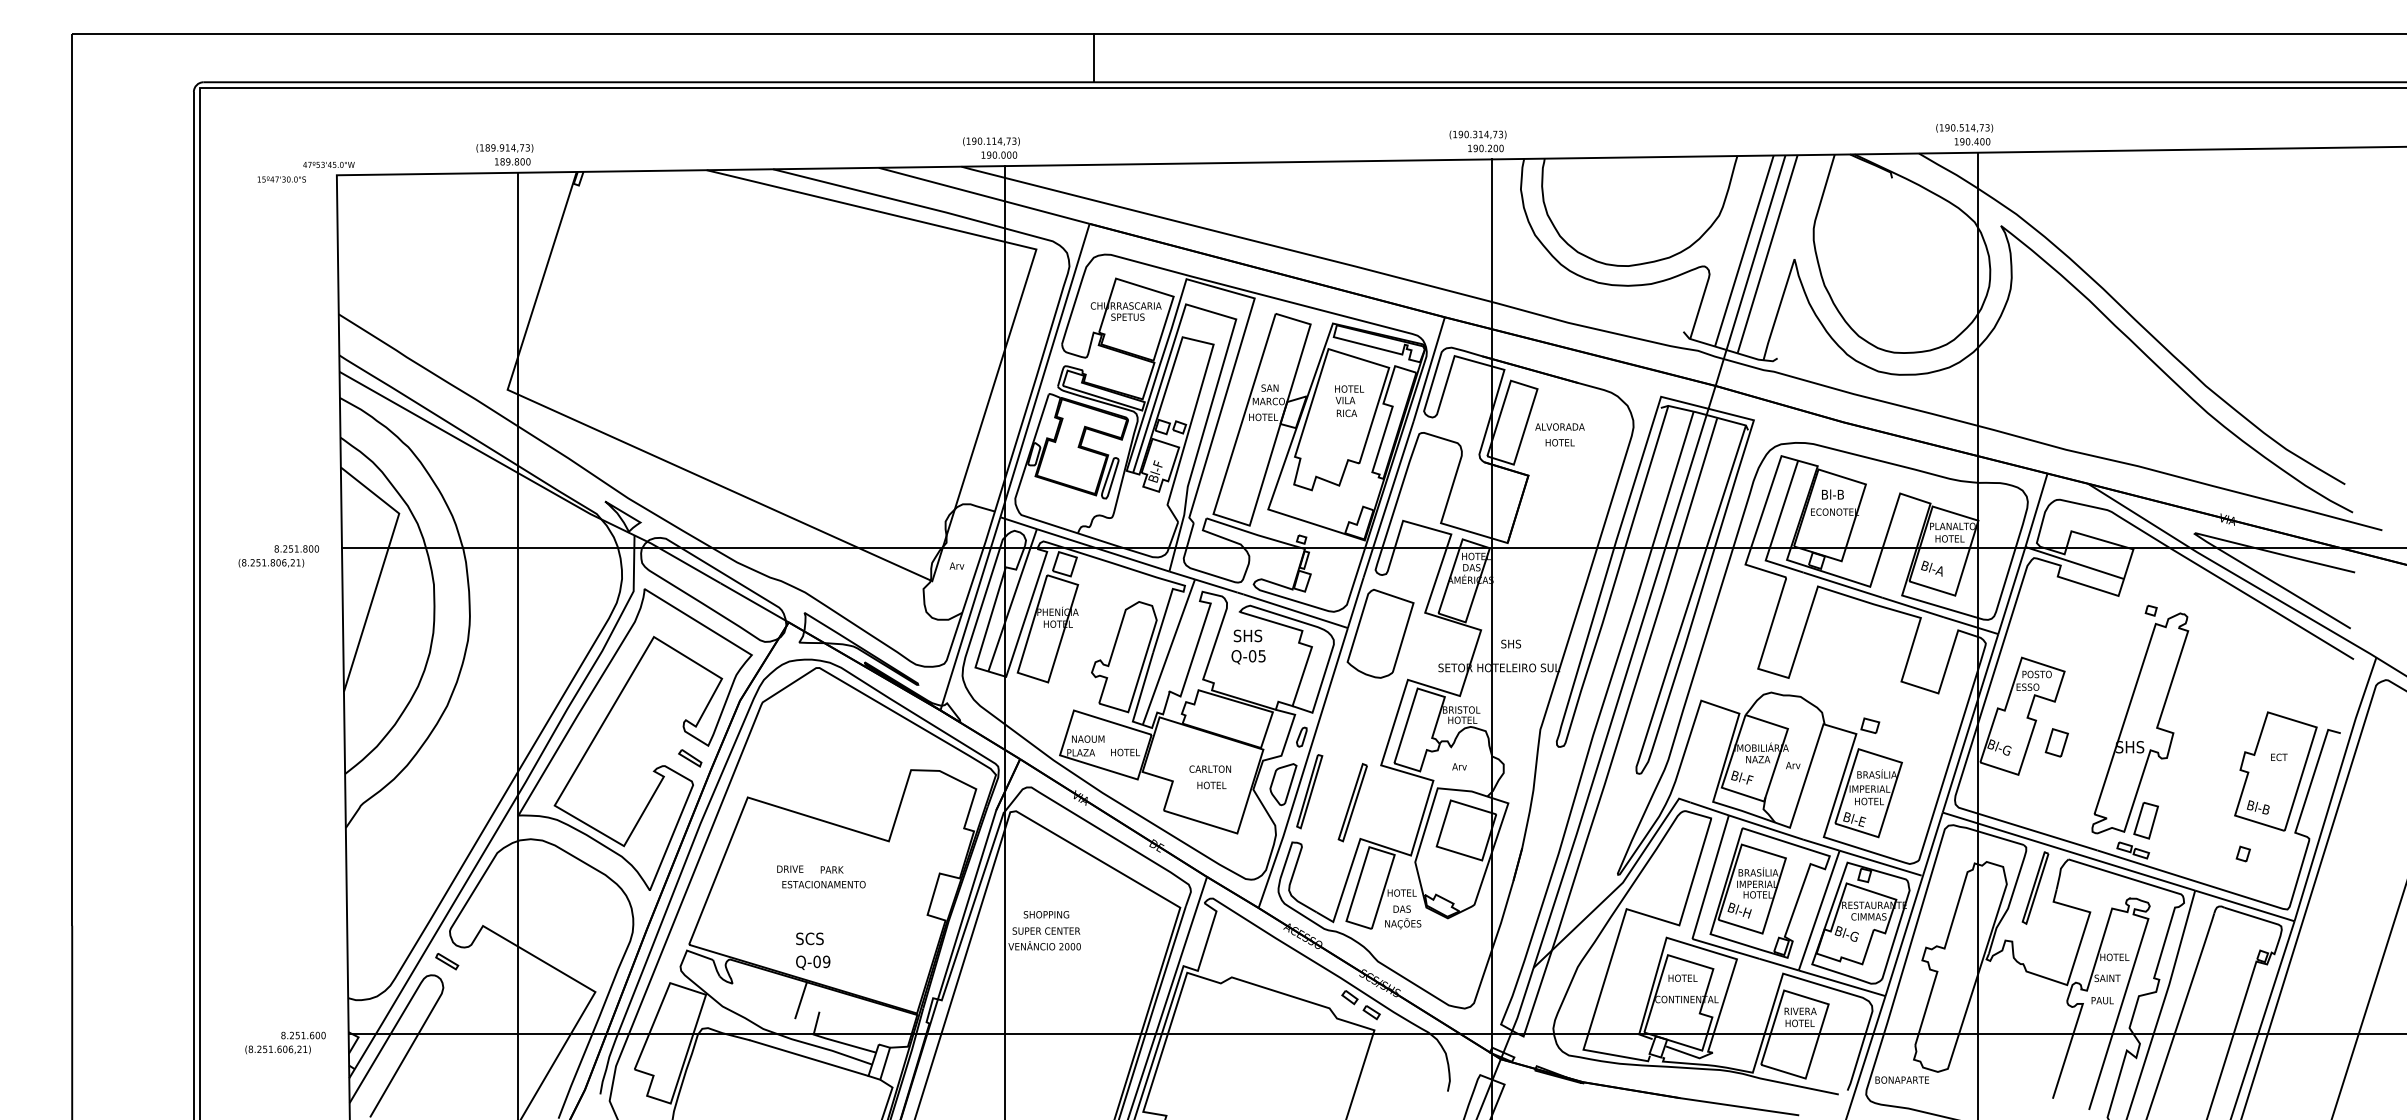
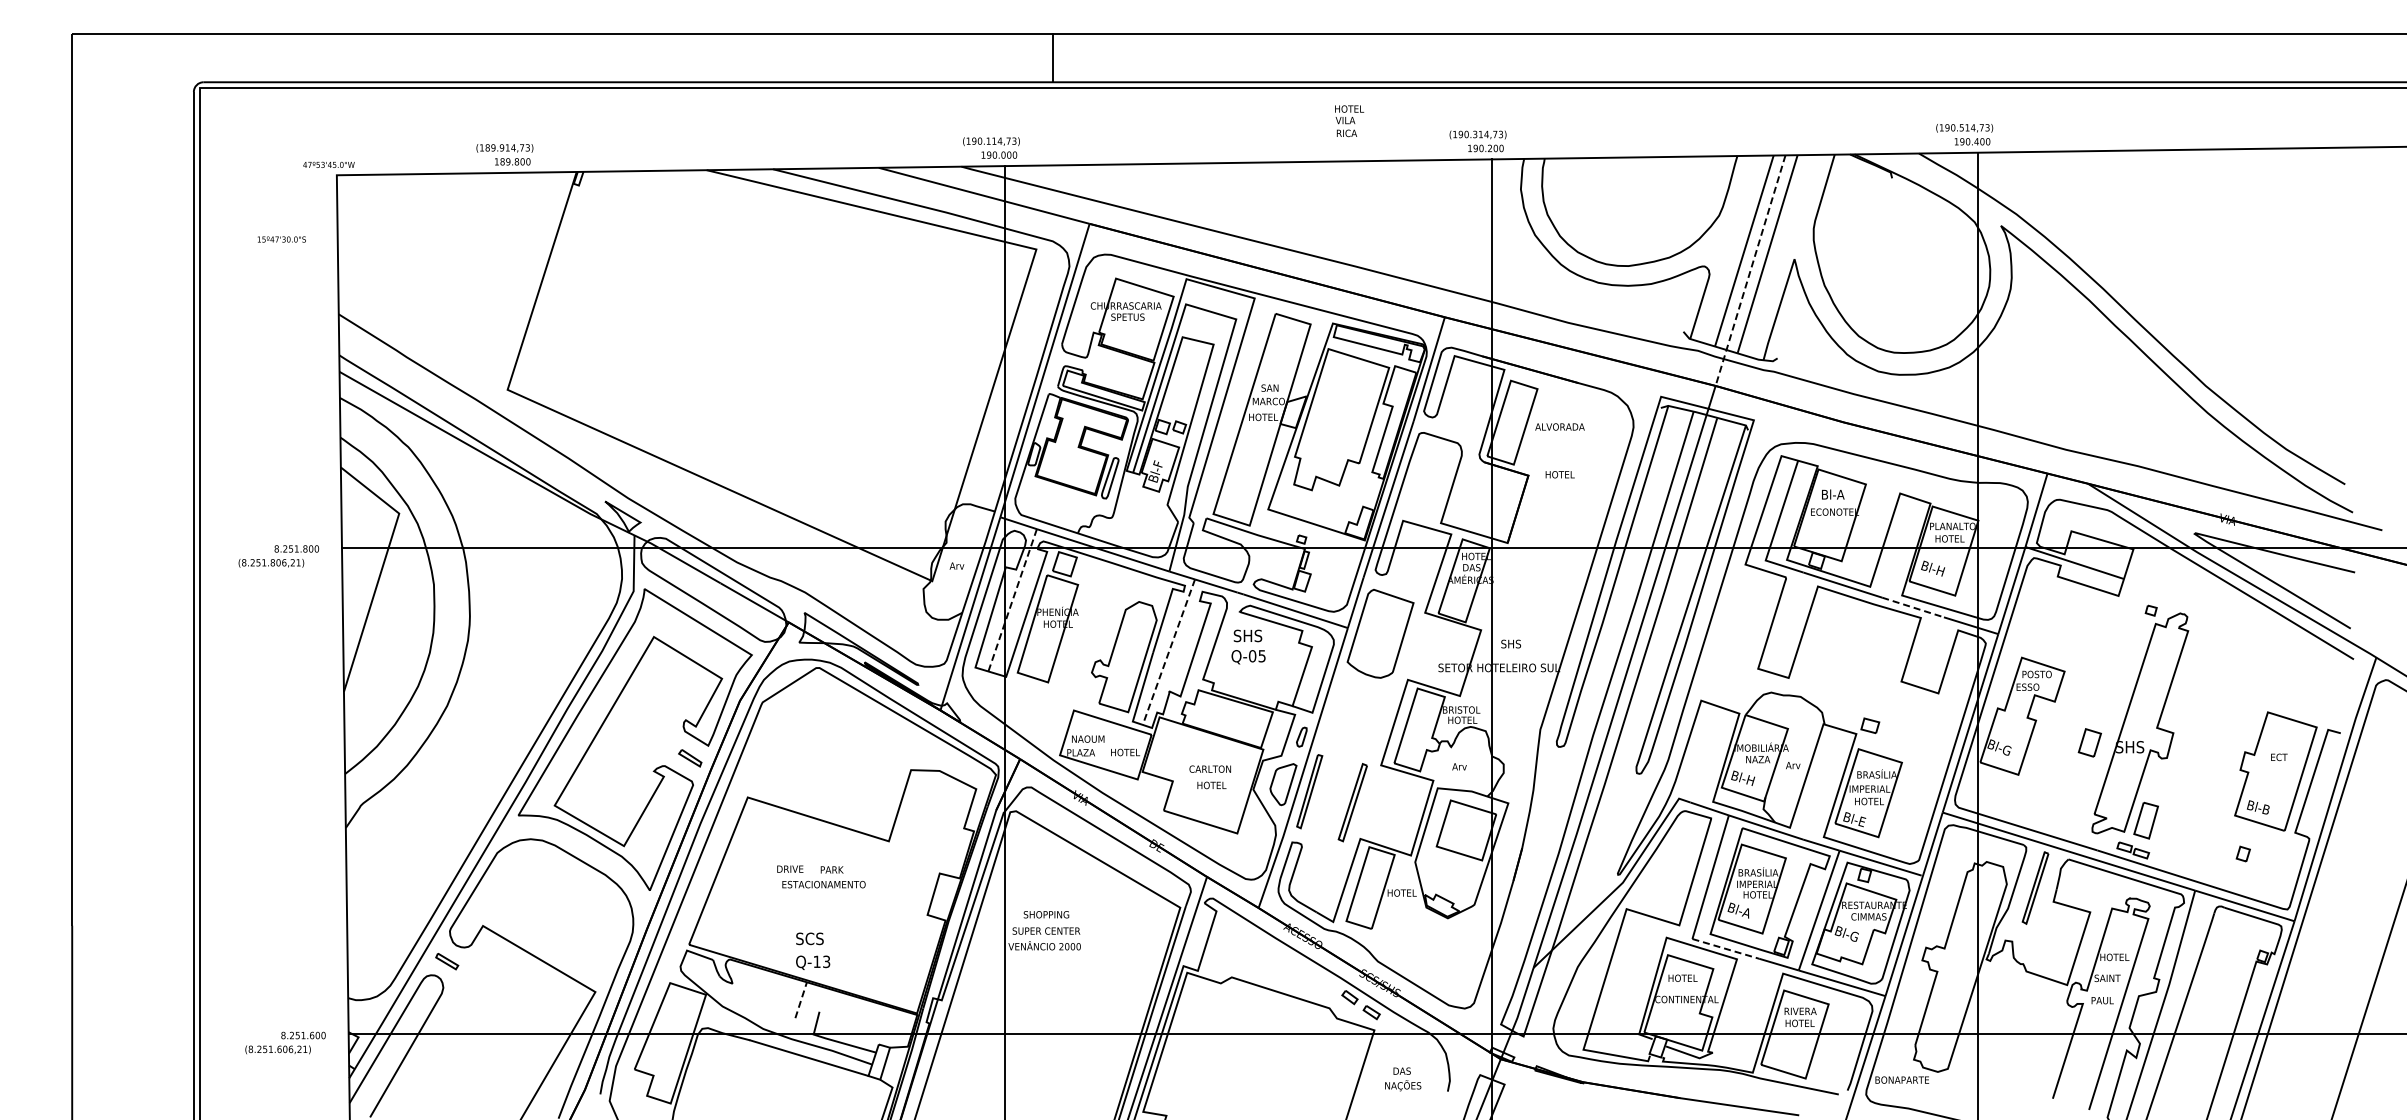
line position: (1094, 57) -> (1053, 57) (1053, 57)
text position: (281, 179) -> (281, 239) (281, 239)
line: solid -> dashed (1750, 271)
text position: (1349, 401) -> (1349, 121) (1349, 121)
text position: (1559, 442) -> (1559, 474) (1559, 474)
text: Bl-B -> Bl-A (1840, 494)
text: Bl-A -> Bl-H (1940, 570)
line: solid -> dashed (1012, 600)
line: solid -> dashed (1913, 607)
line: present -> none (518, 644)
line: solid -> dashed (1168, 652)
part position: (2056, 742) -> (2089, 742) (2089, 742)
text: Bl-F -> Bl-H (1752, 780)
text: Bl-H -> Bl-A (1746, 912)
text position: (1403, 917) -> (1403, 1079) (1403, 1079)
line: solid -> dashed (1725, 948)
text: Q-09 -> Q-13 (821, 961)
line: solid -> dashed (801, 1000)
